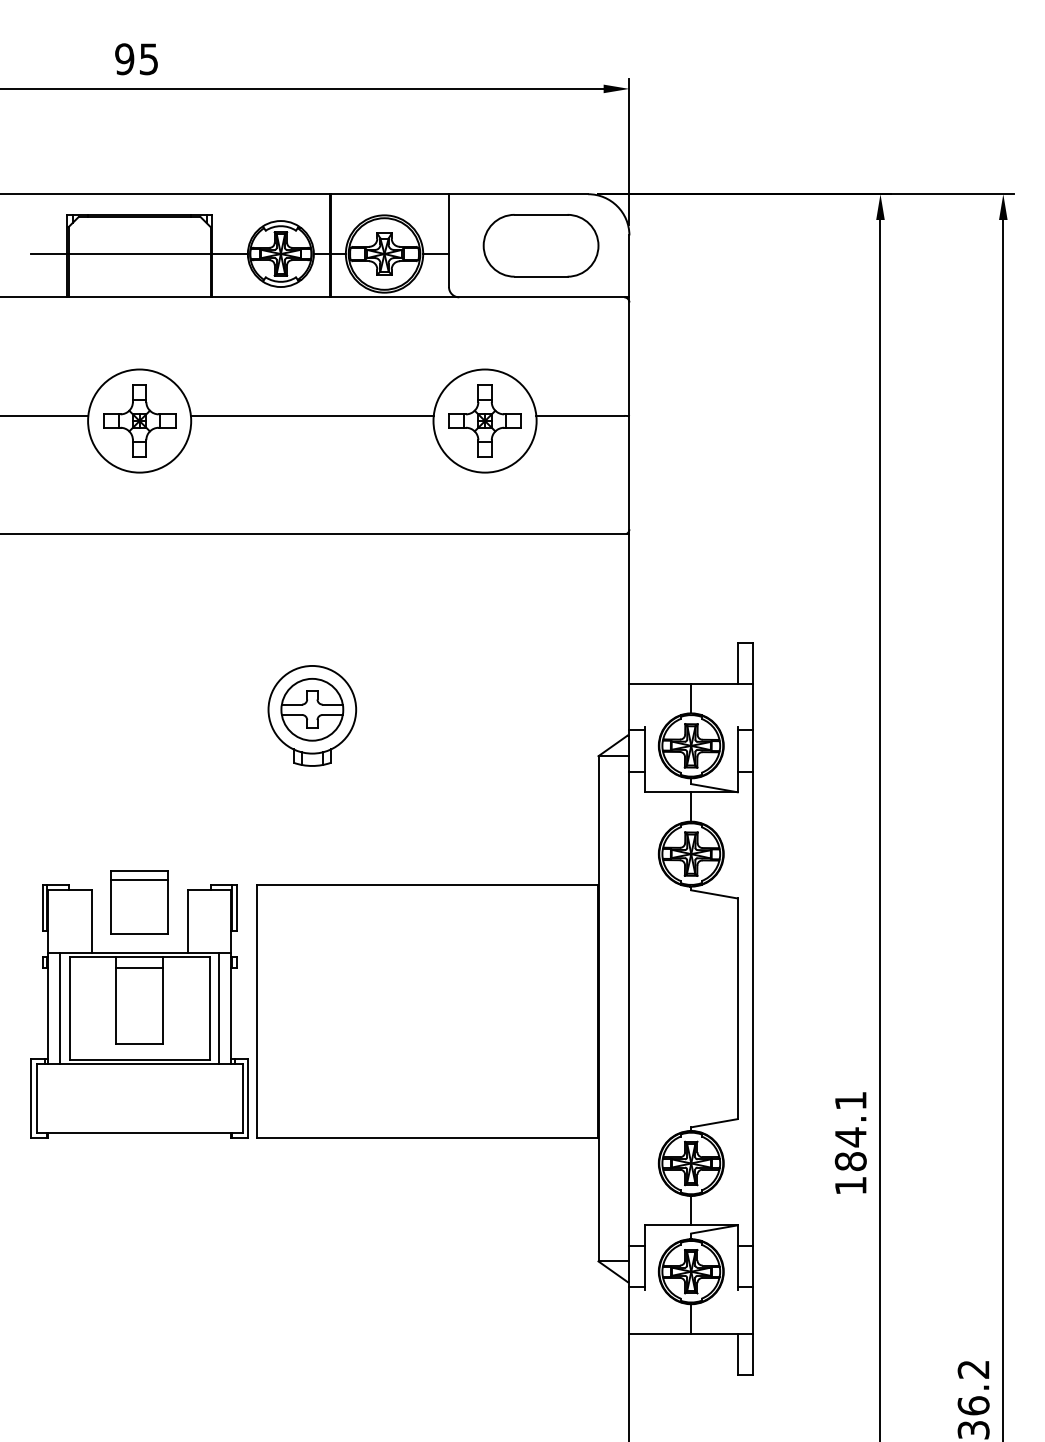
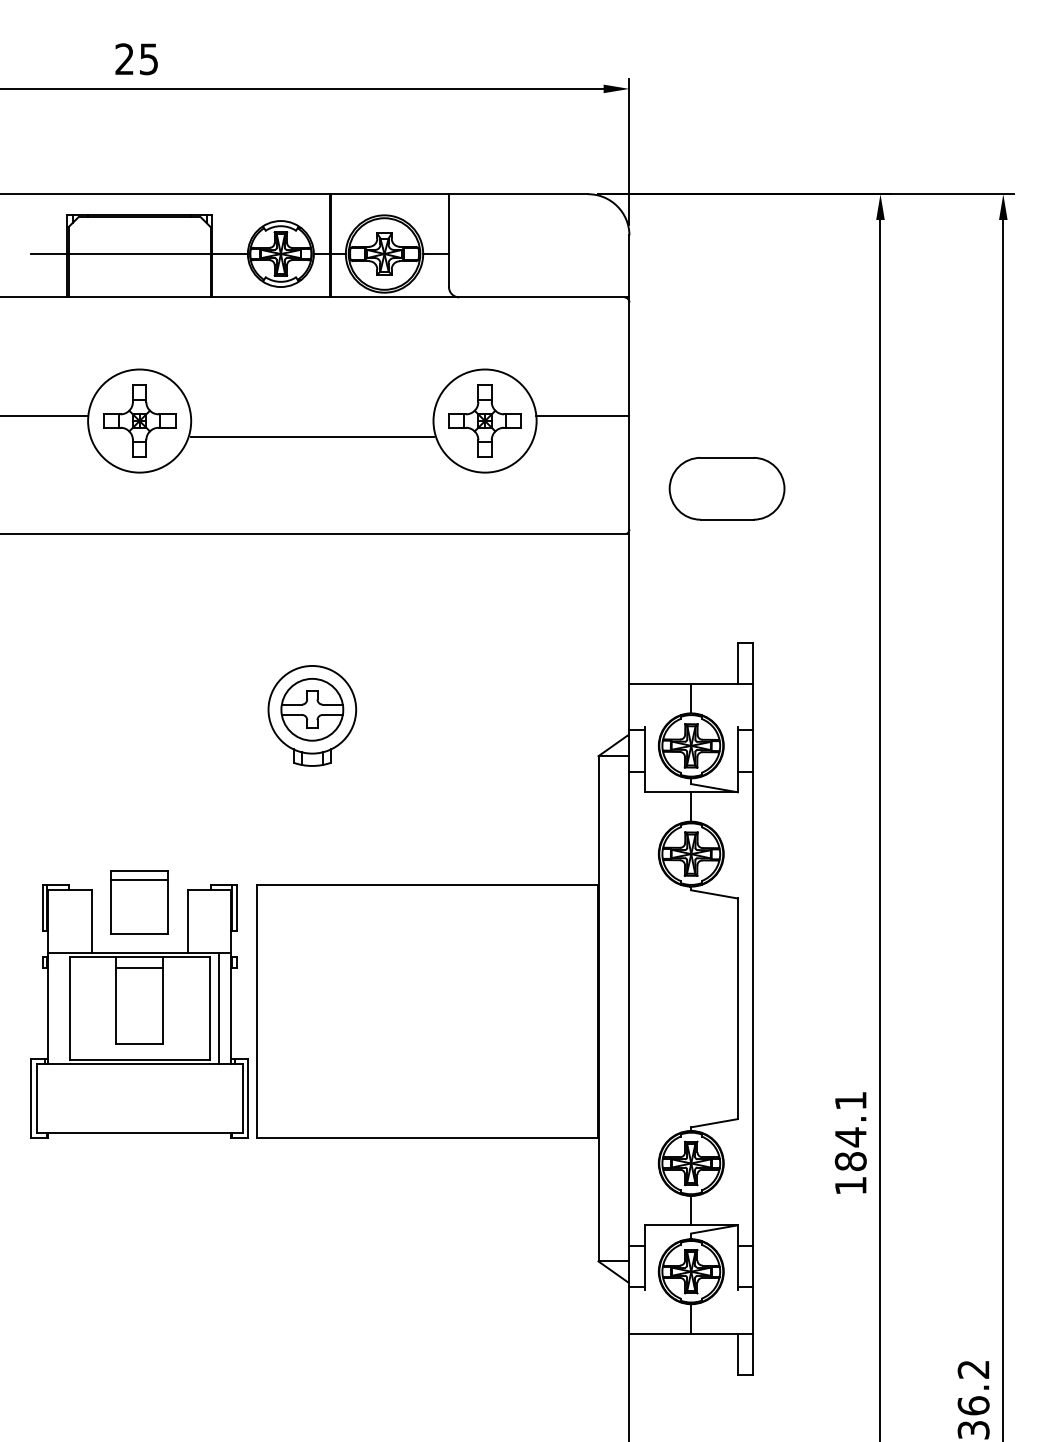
text: 95 -> 25 (124, 59)
part position: (540, 245) -> (726, 488) (726, 488)
line position: (311, 415) -> (311, 436) (311, 436)
line: present -> none (60, 1008)
